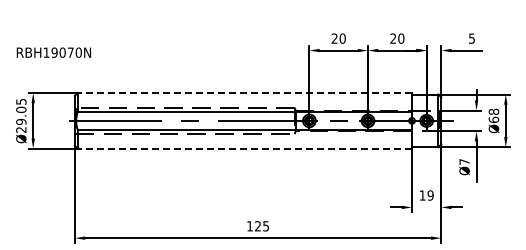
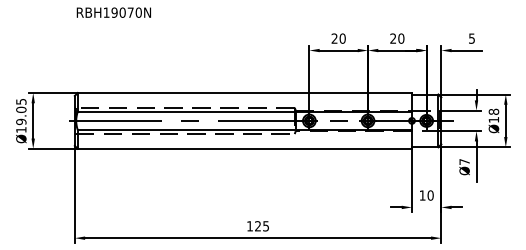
text position: (53, 52) -> (113, 12) (113, 12)
line: dashed -> solid (244, 92)
text: Ø68 -> Ø18 (493, 119)
text: Ø29.05 -> Ø19.05 (21, 129)
line: dashed -> solid (244, 148)
text: 19 -> 10 (430, 195)
